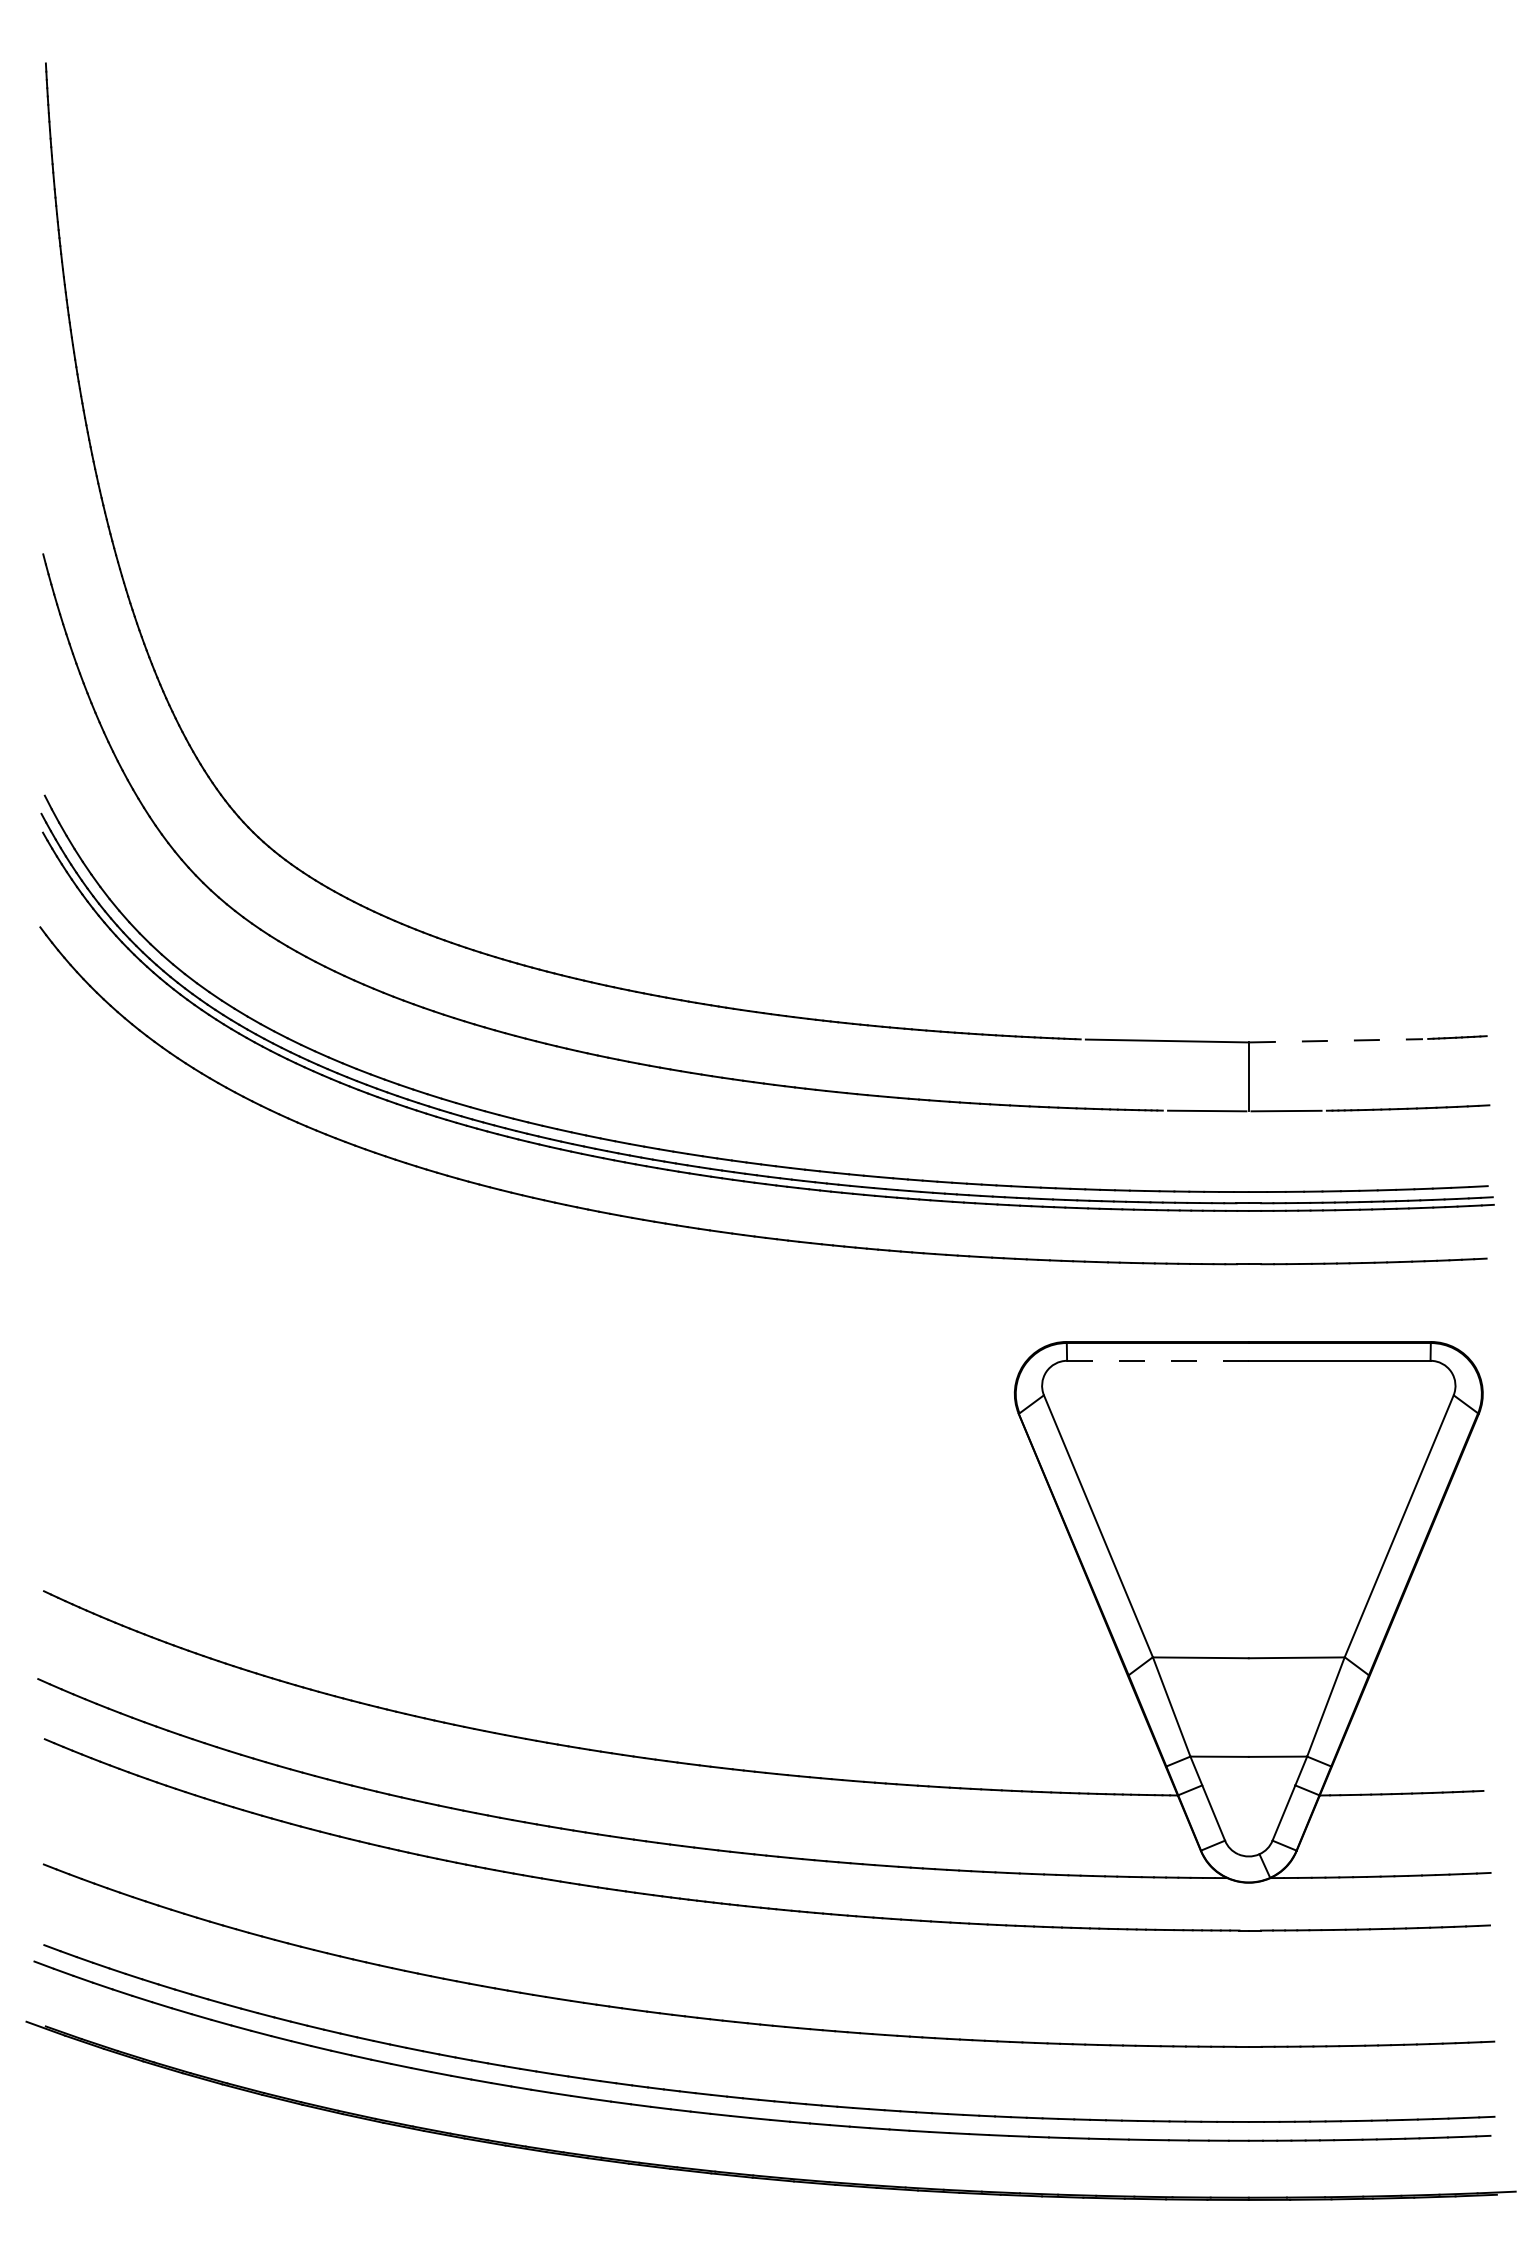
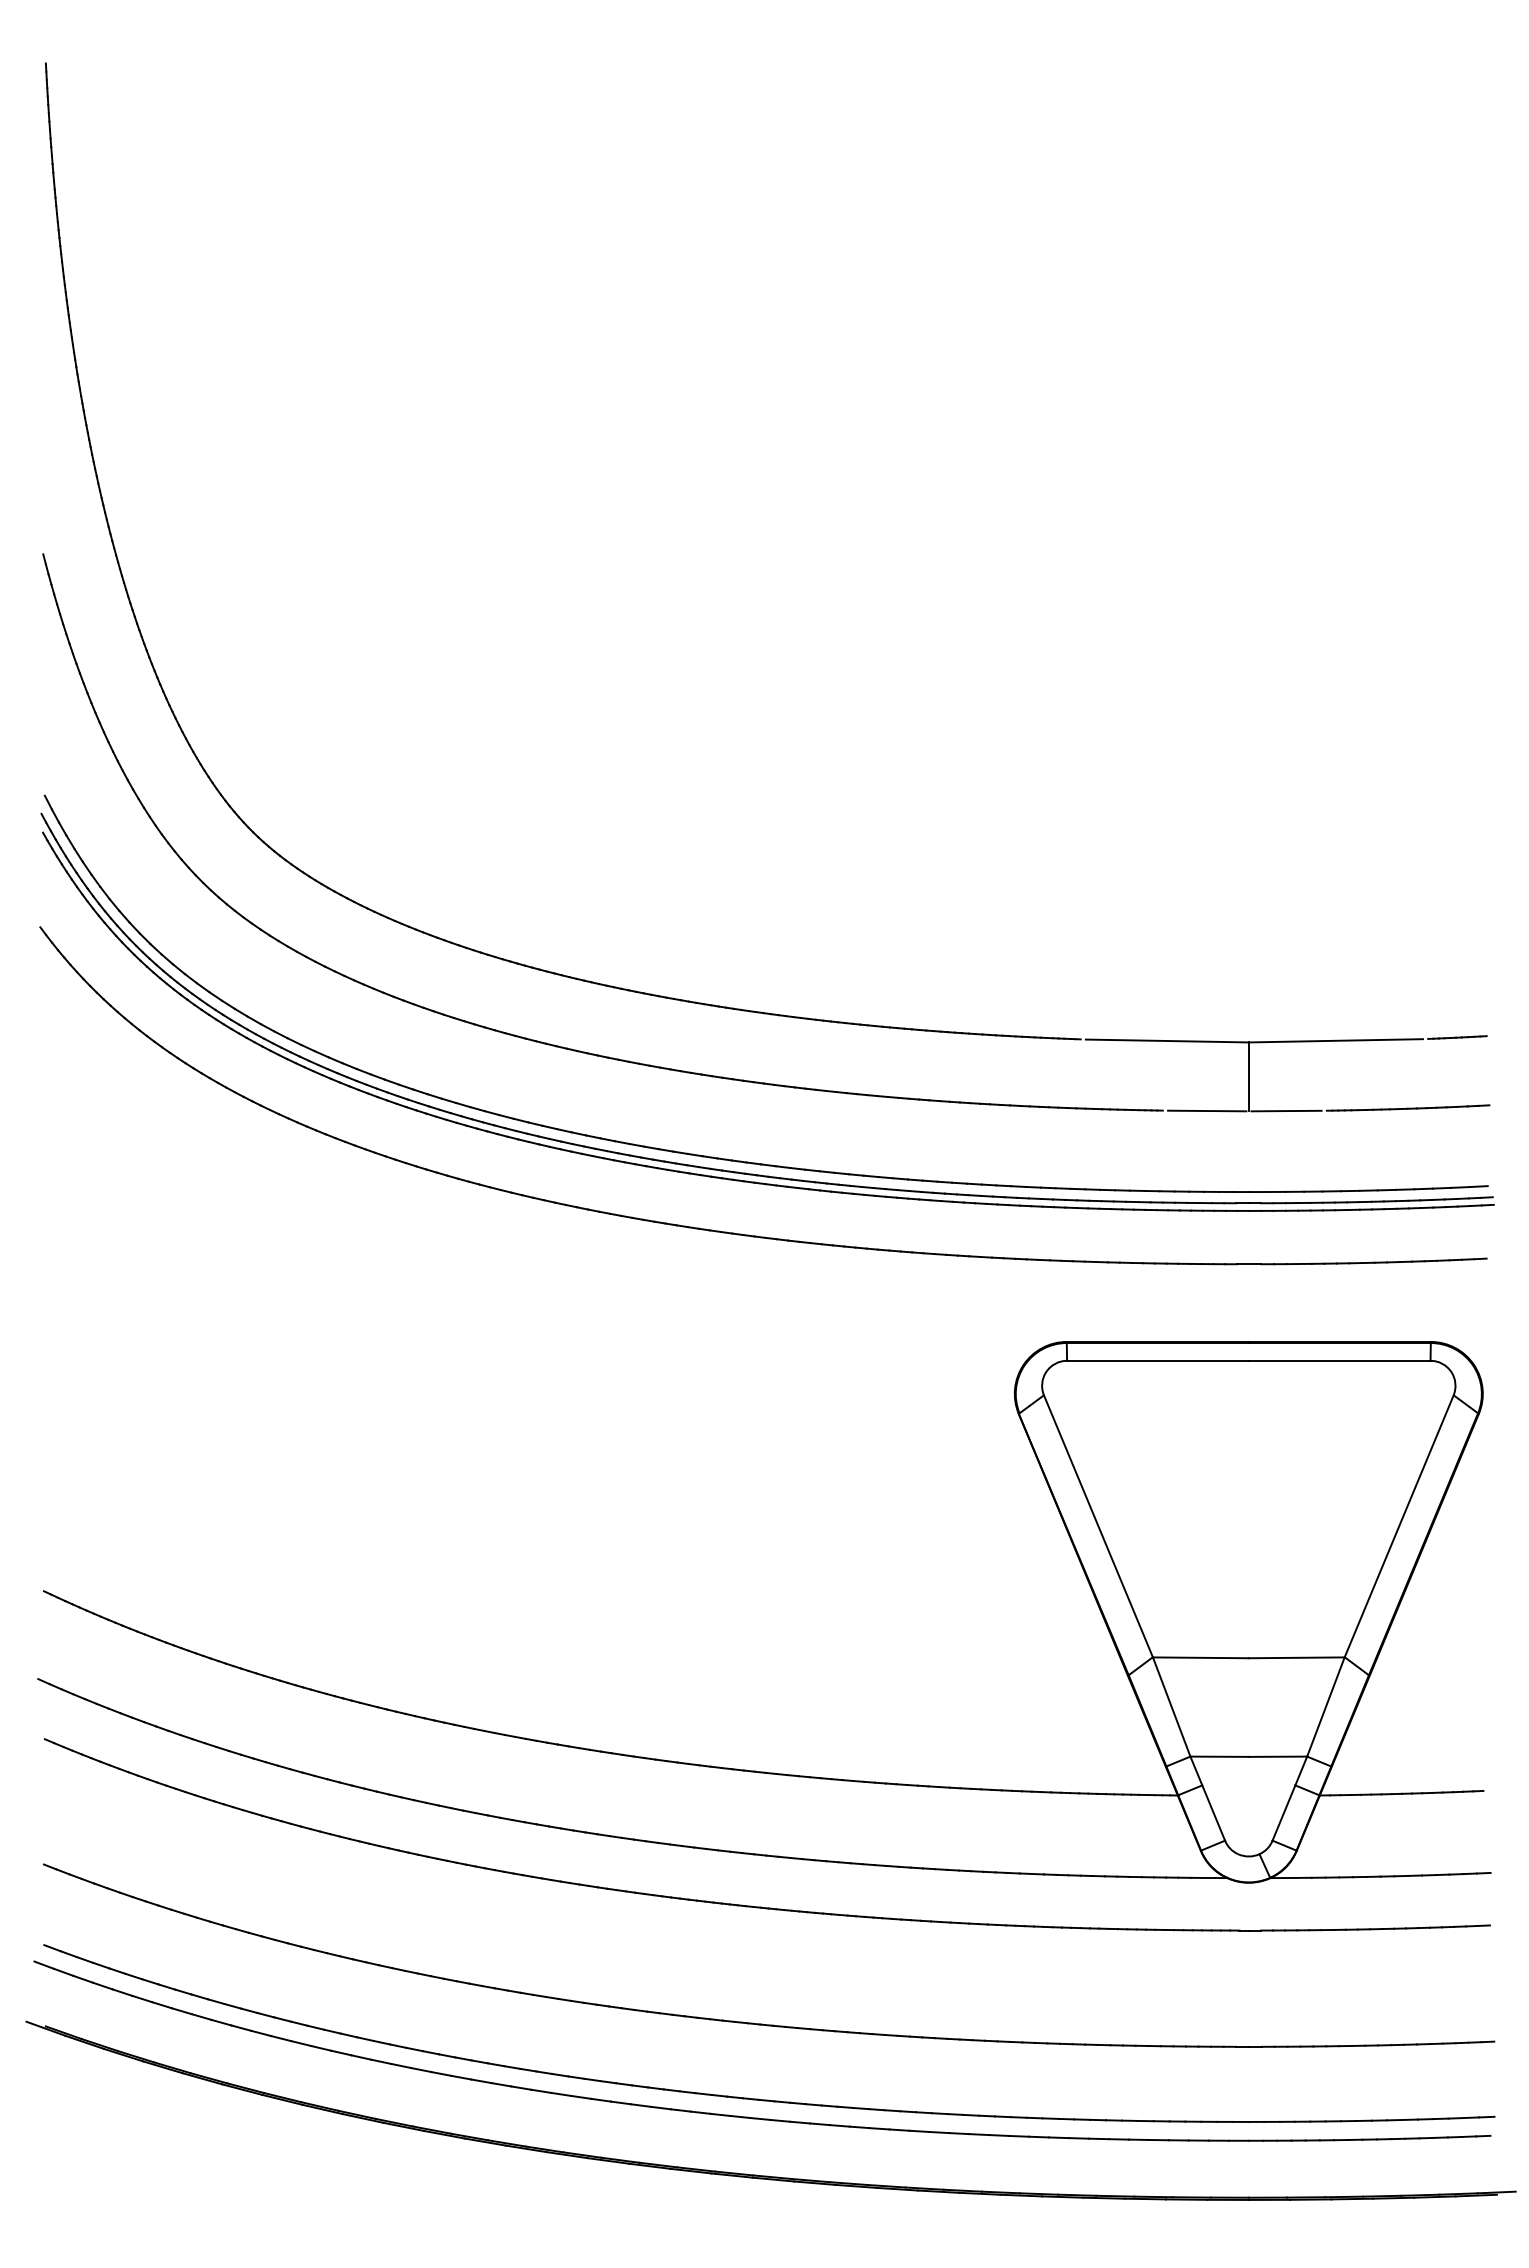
line: dashed -> solid (1336, 1040)
line: dashed -> solid (1157, 1360)
